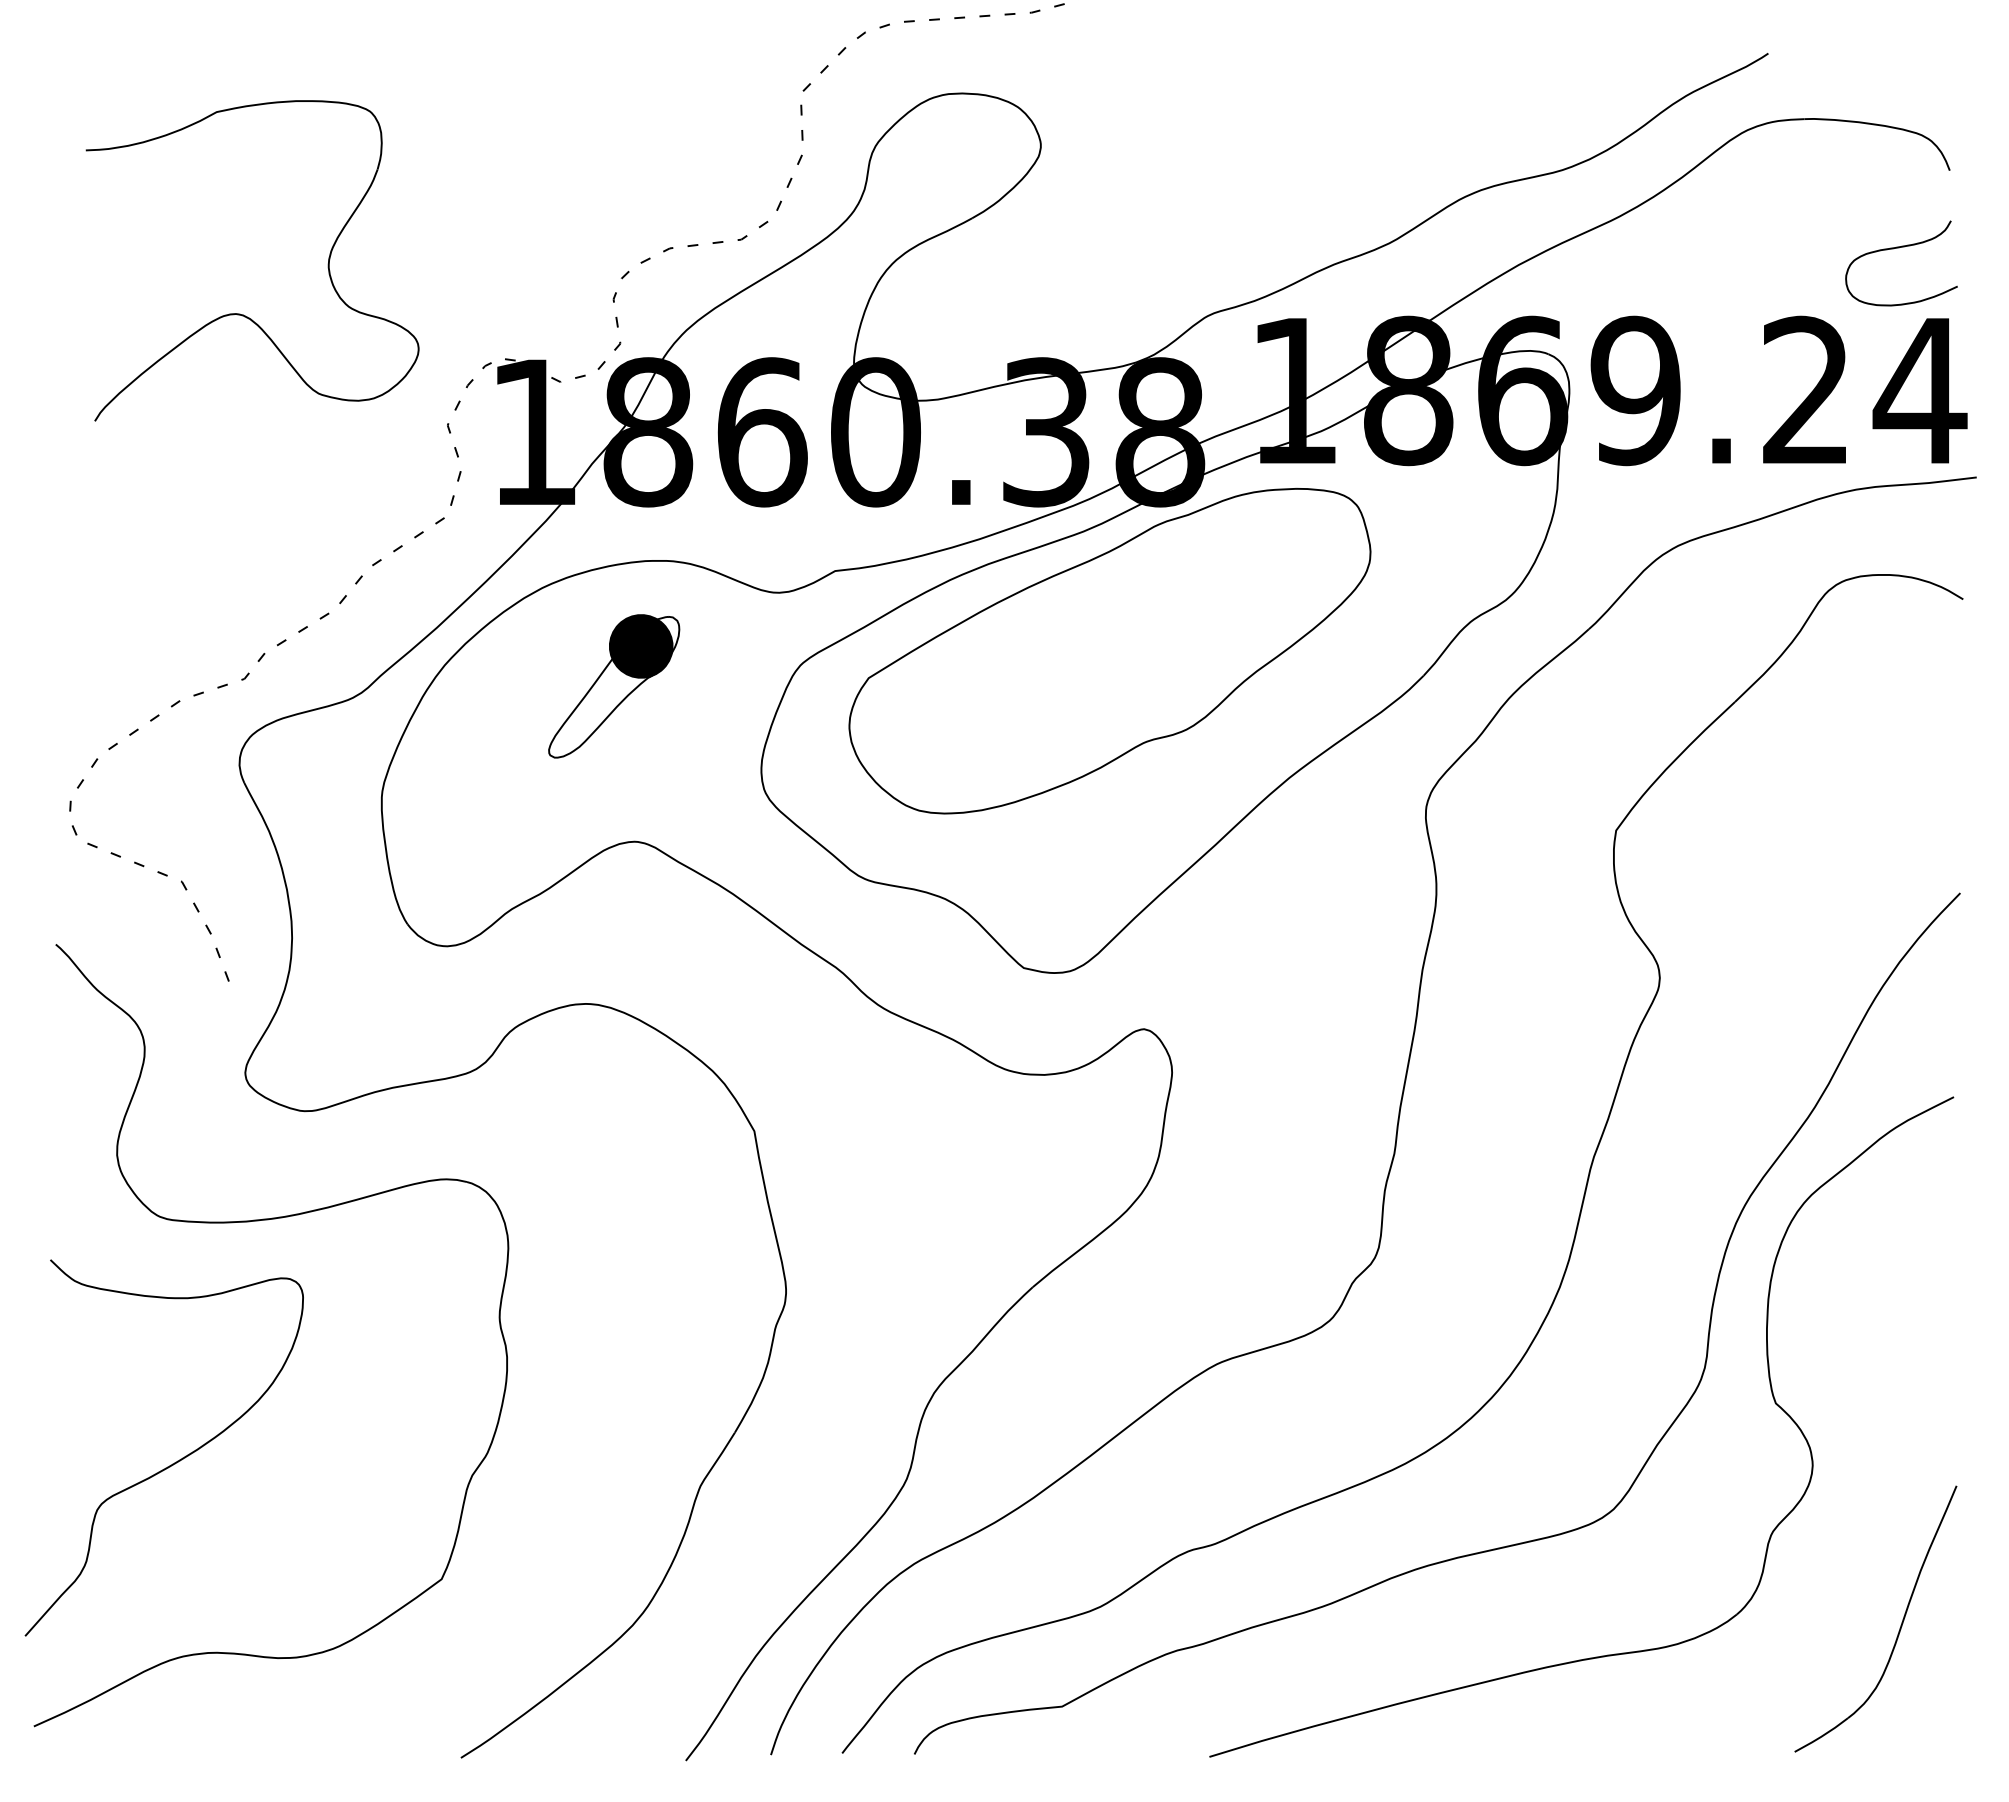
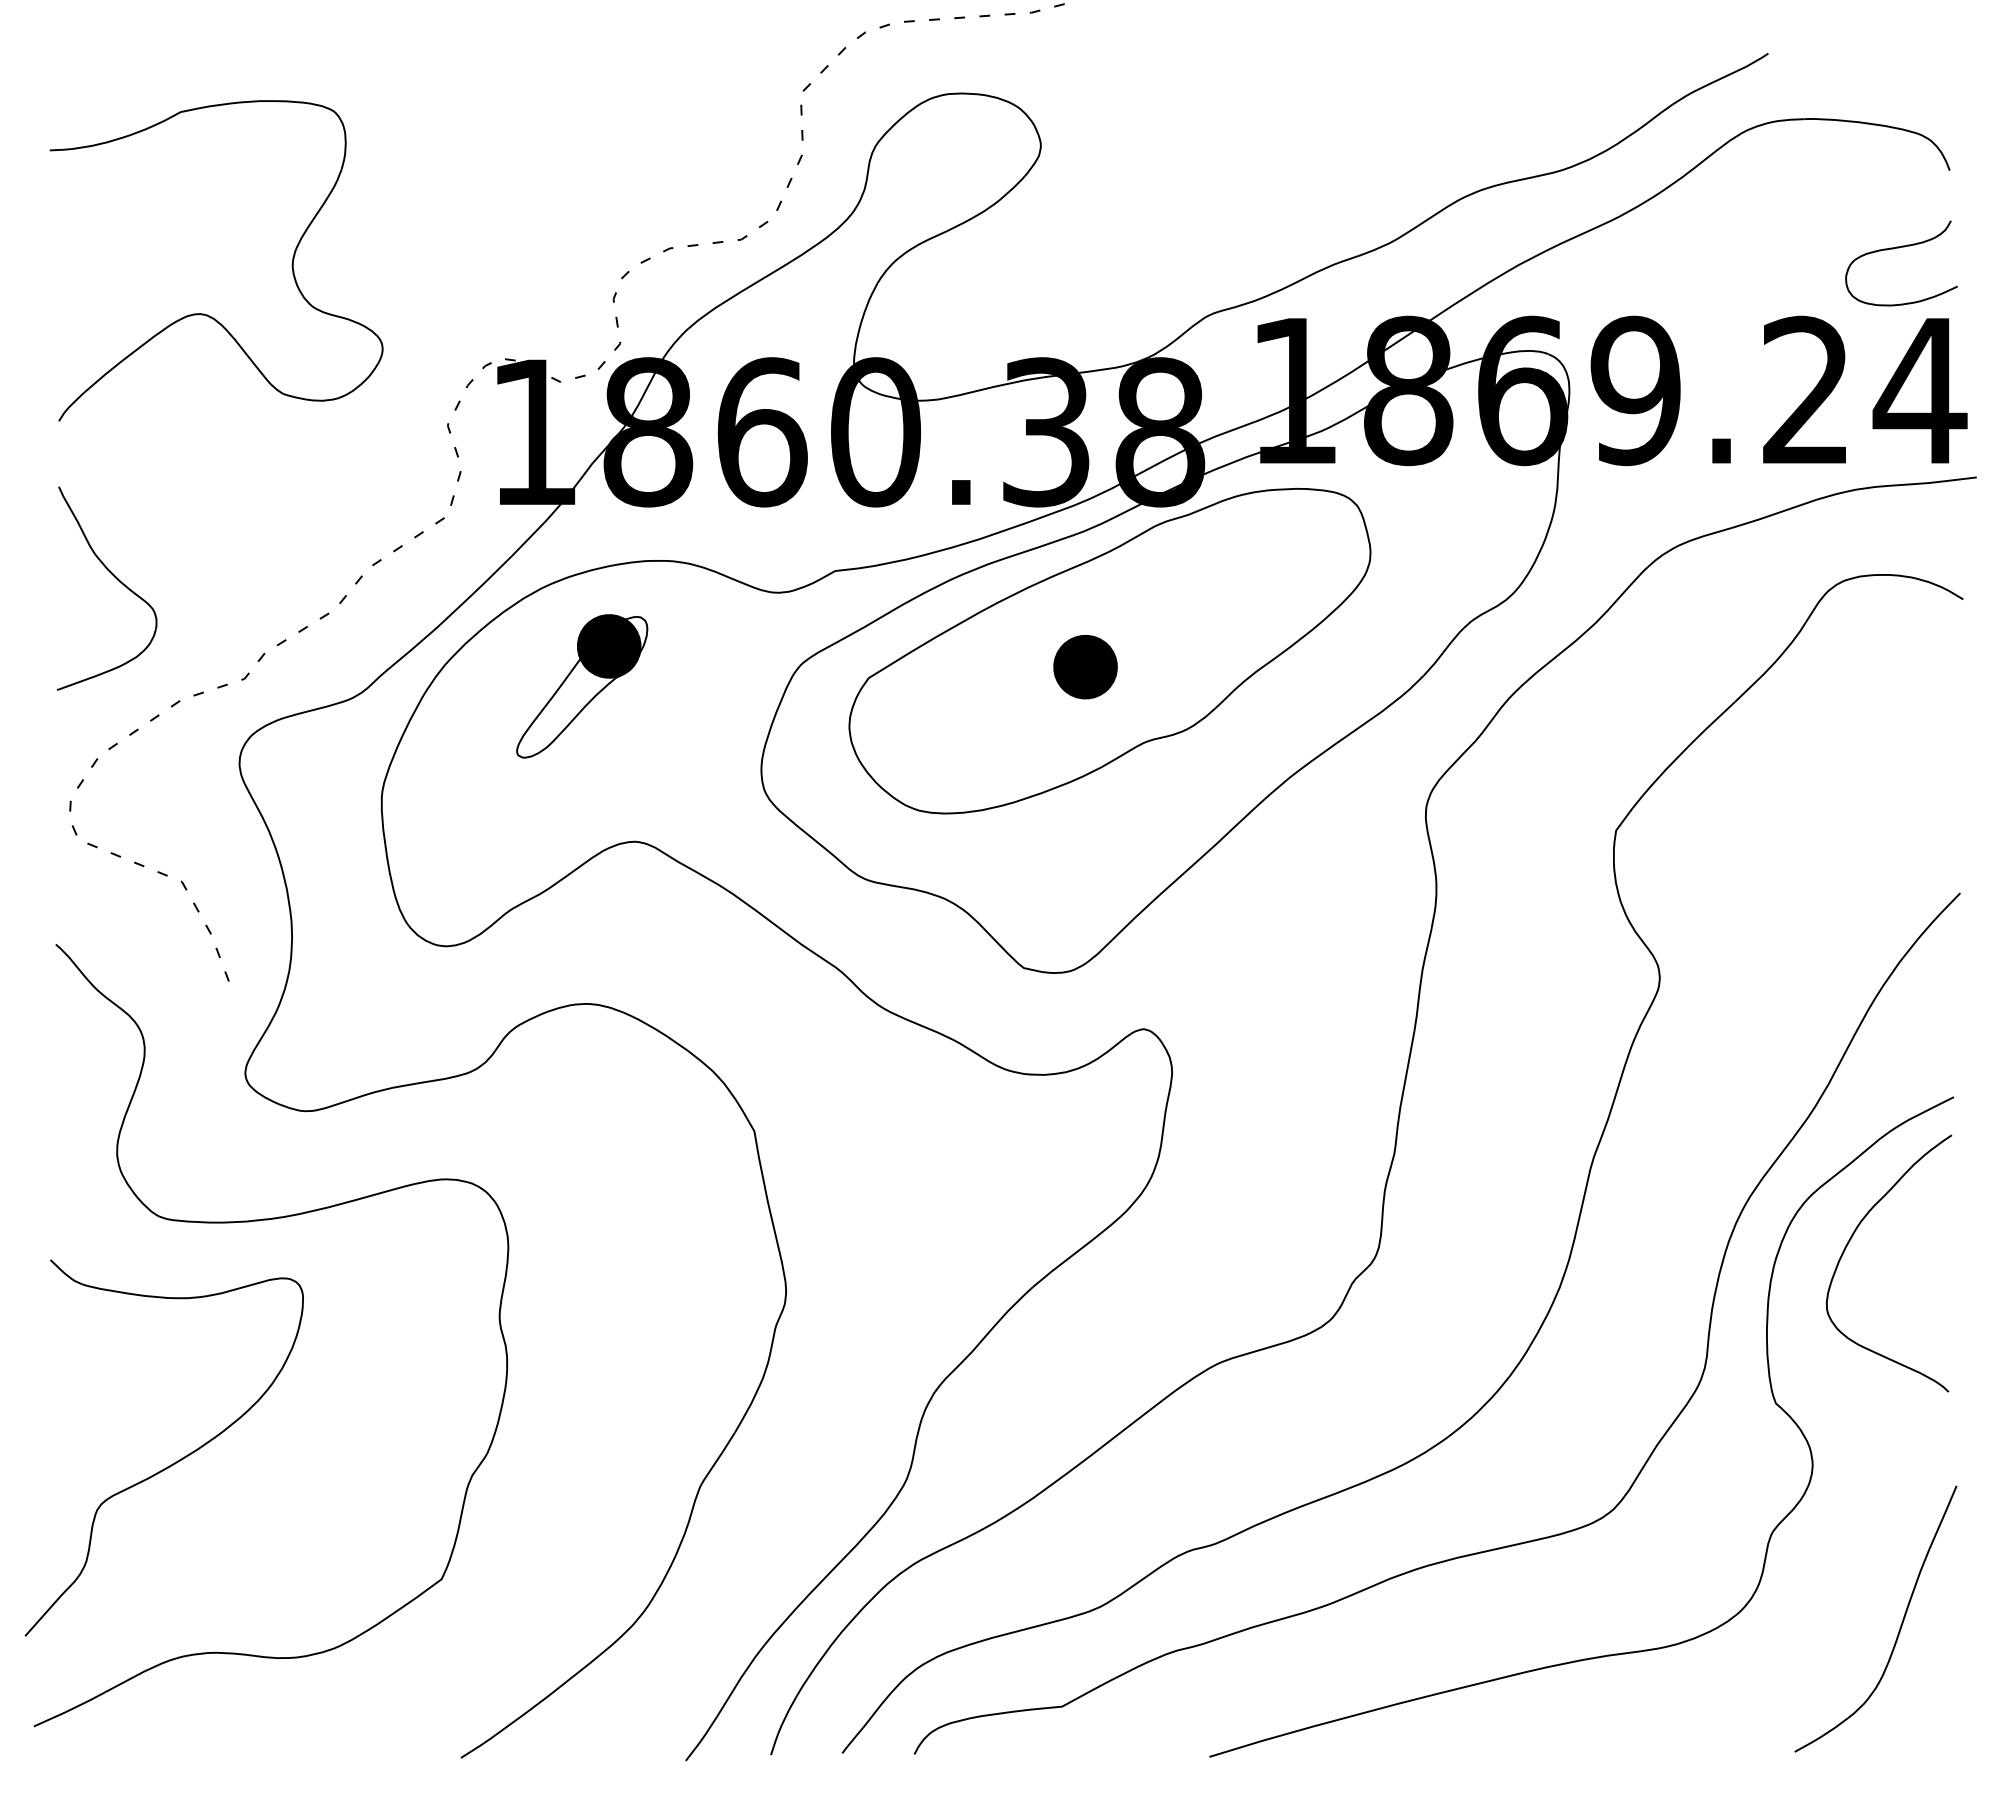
part position: (240, 313) -> (204, 313) (204, 313)
part: none -> present (116, 579)
part: none -> present (1085, 667)
part position: (614, 686) -> (582, 686) (582, 686)
curve: none -> present (1850, 1241)
